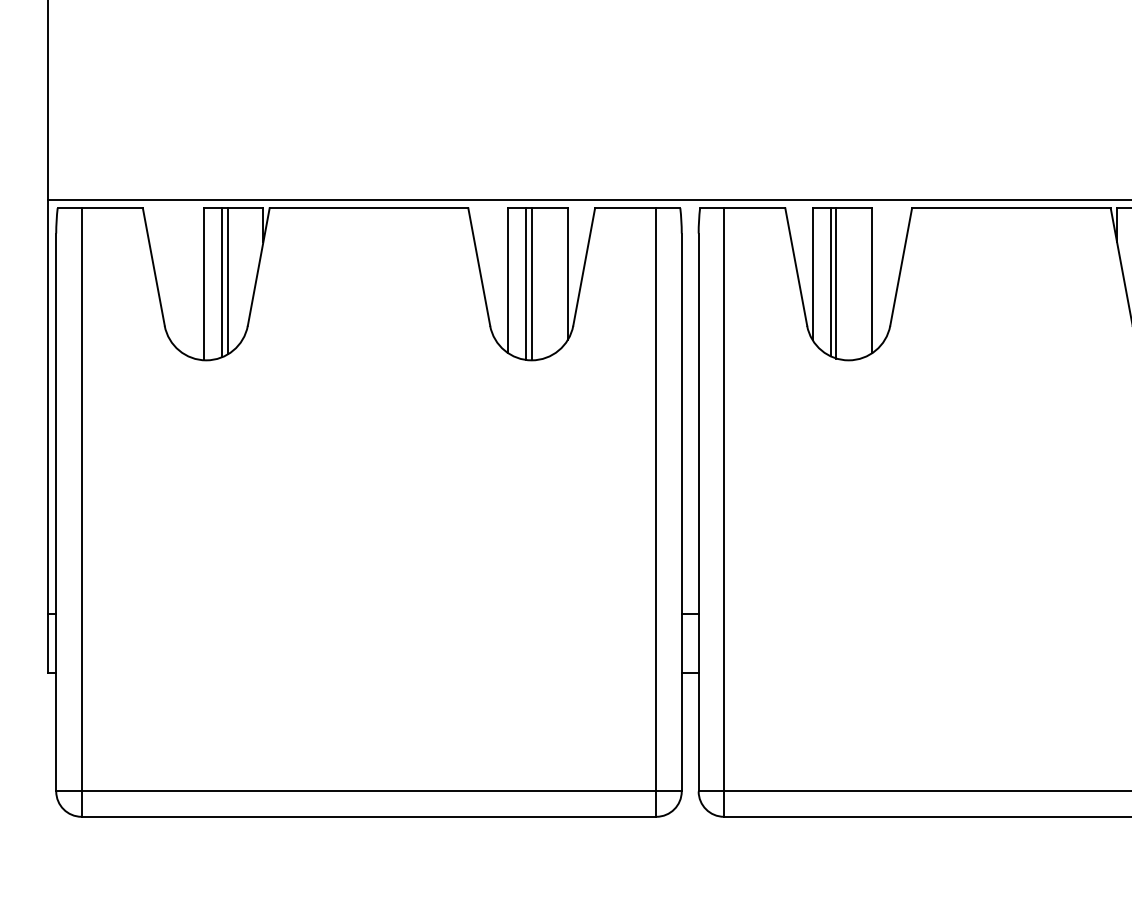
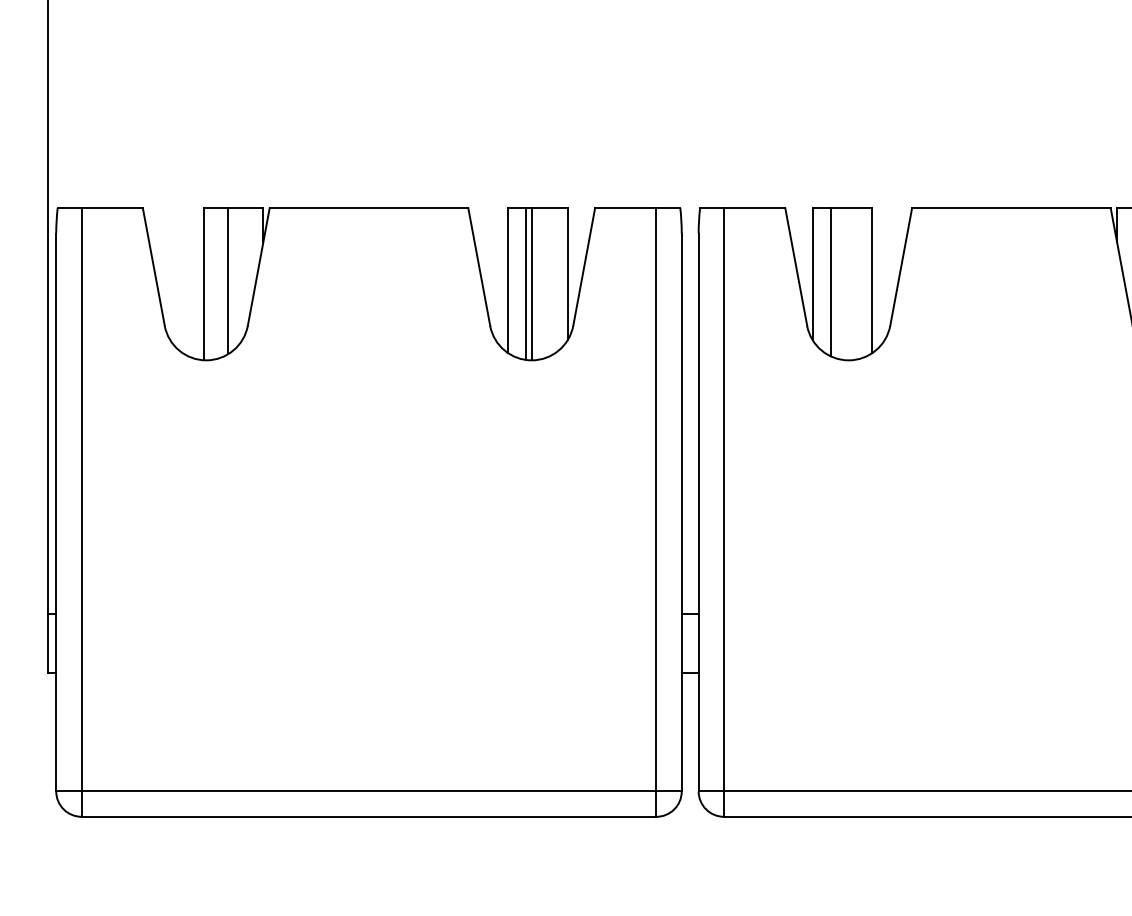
line: present -> none (587, 199)
line: present -> none (221, 282)
line: present -> none (836, 283)
